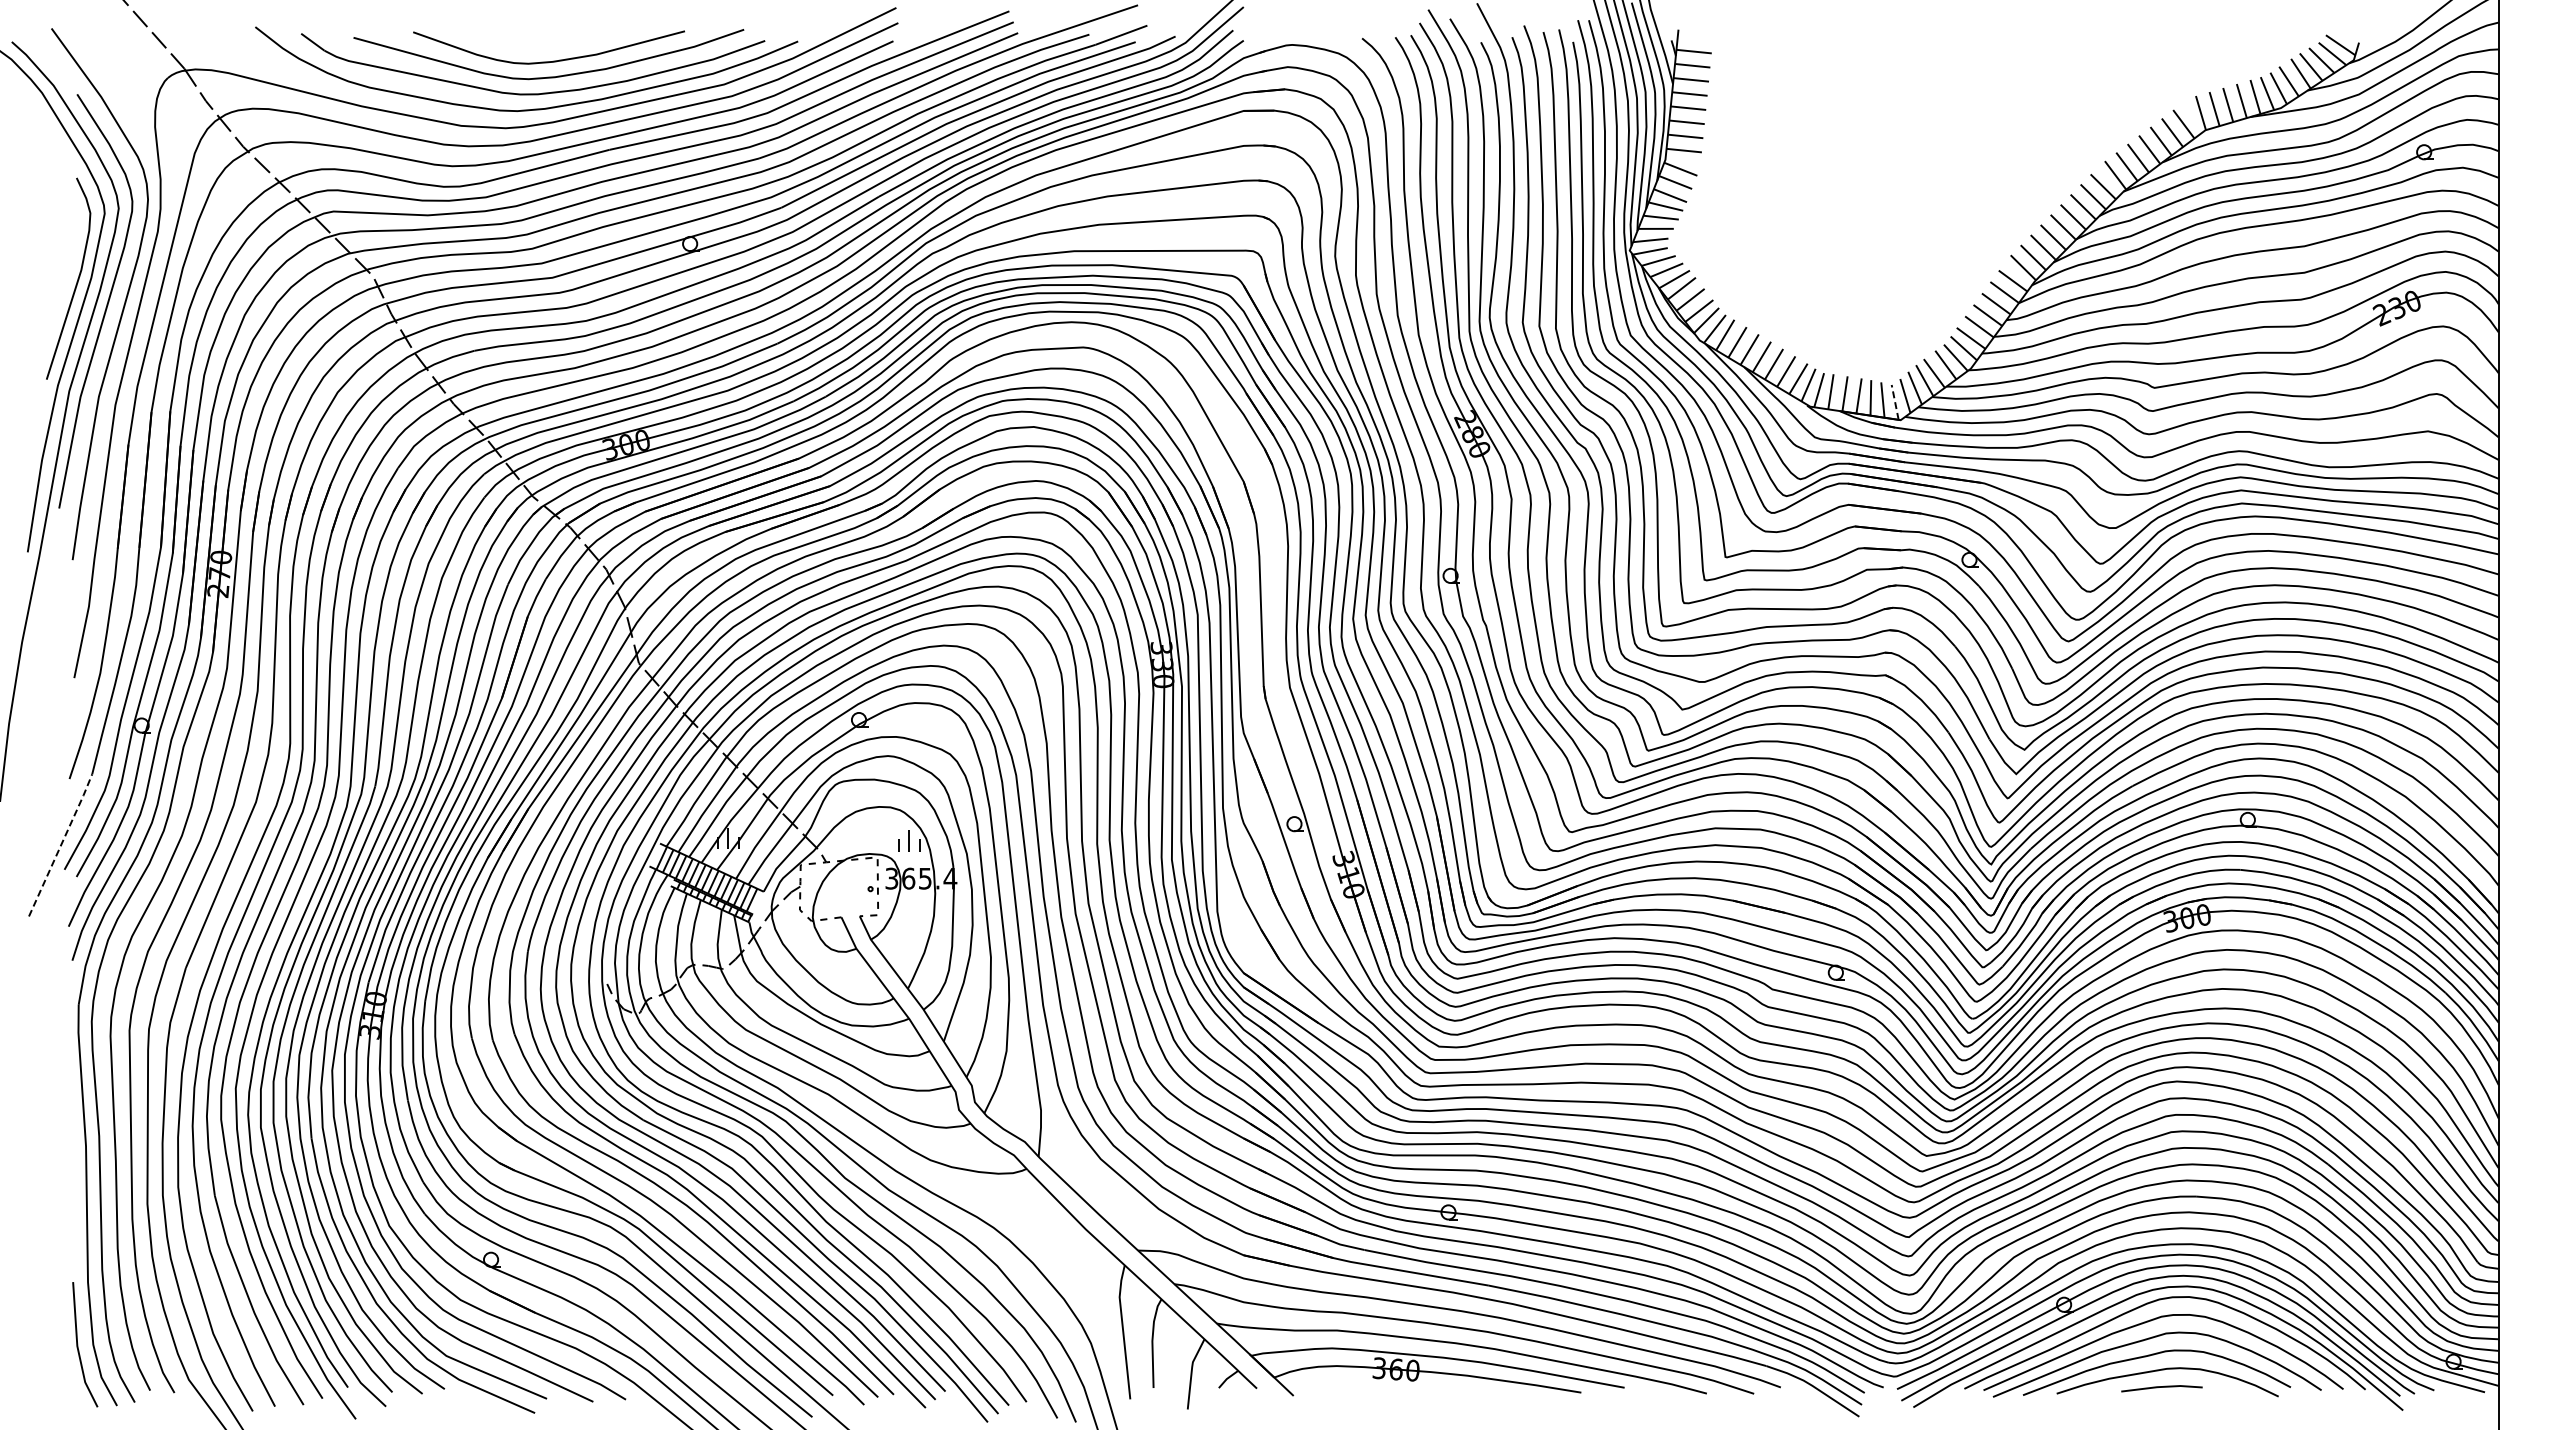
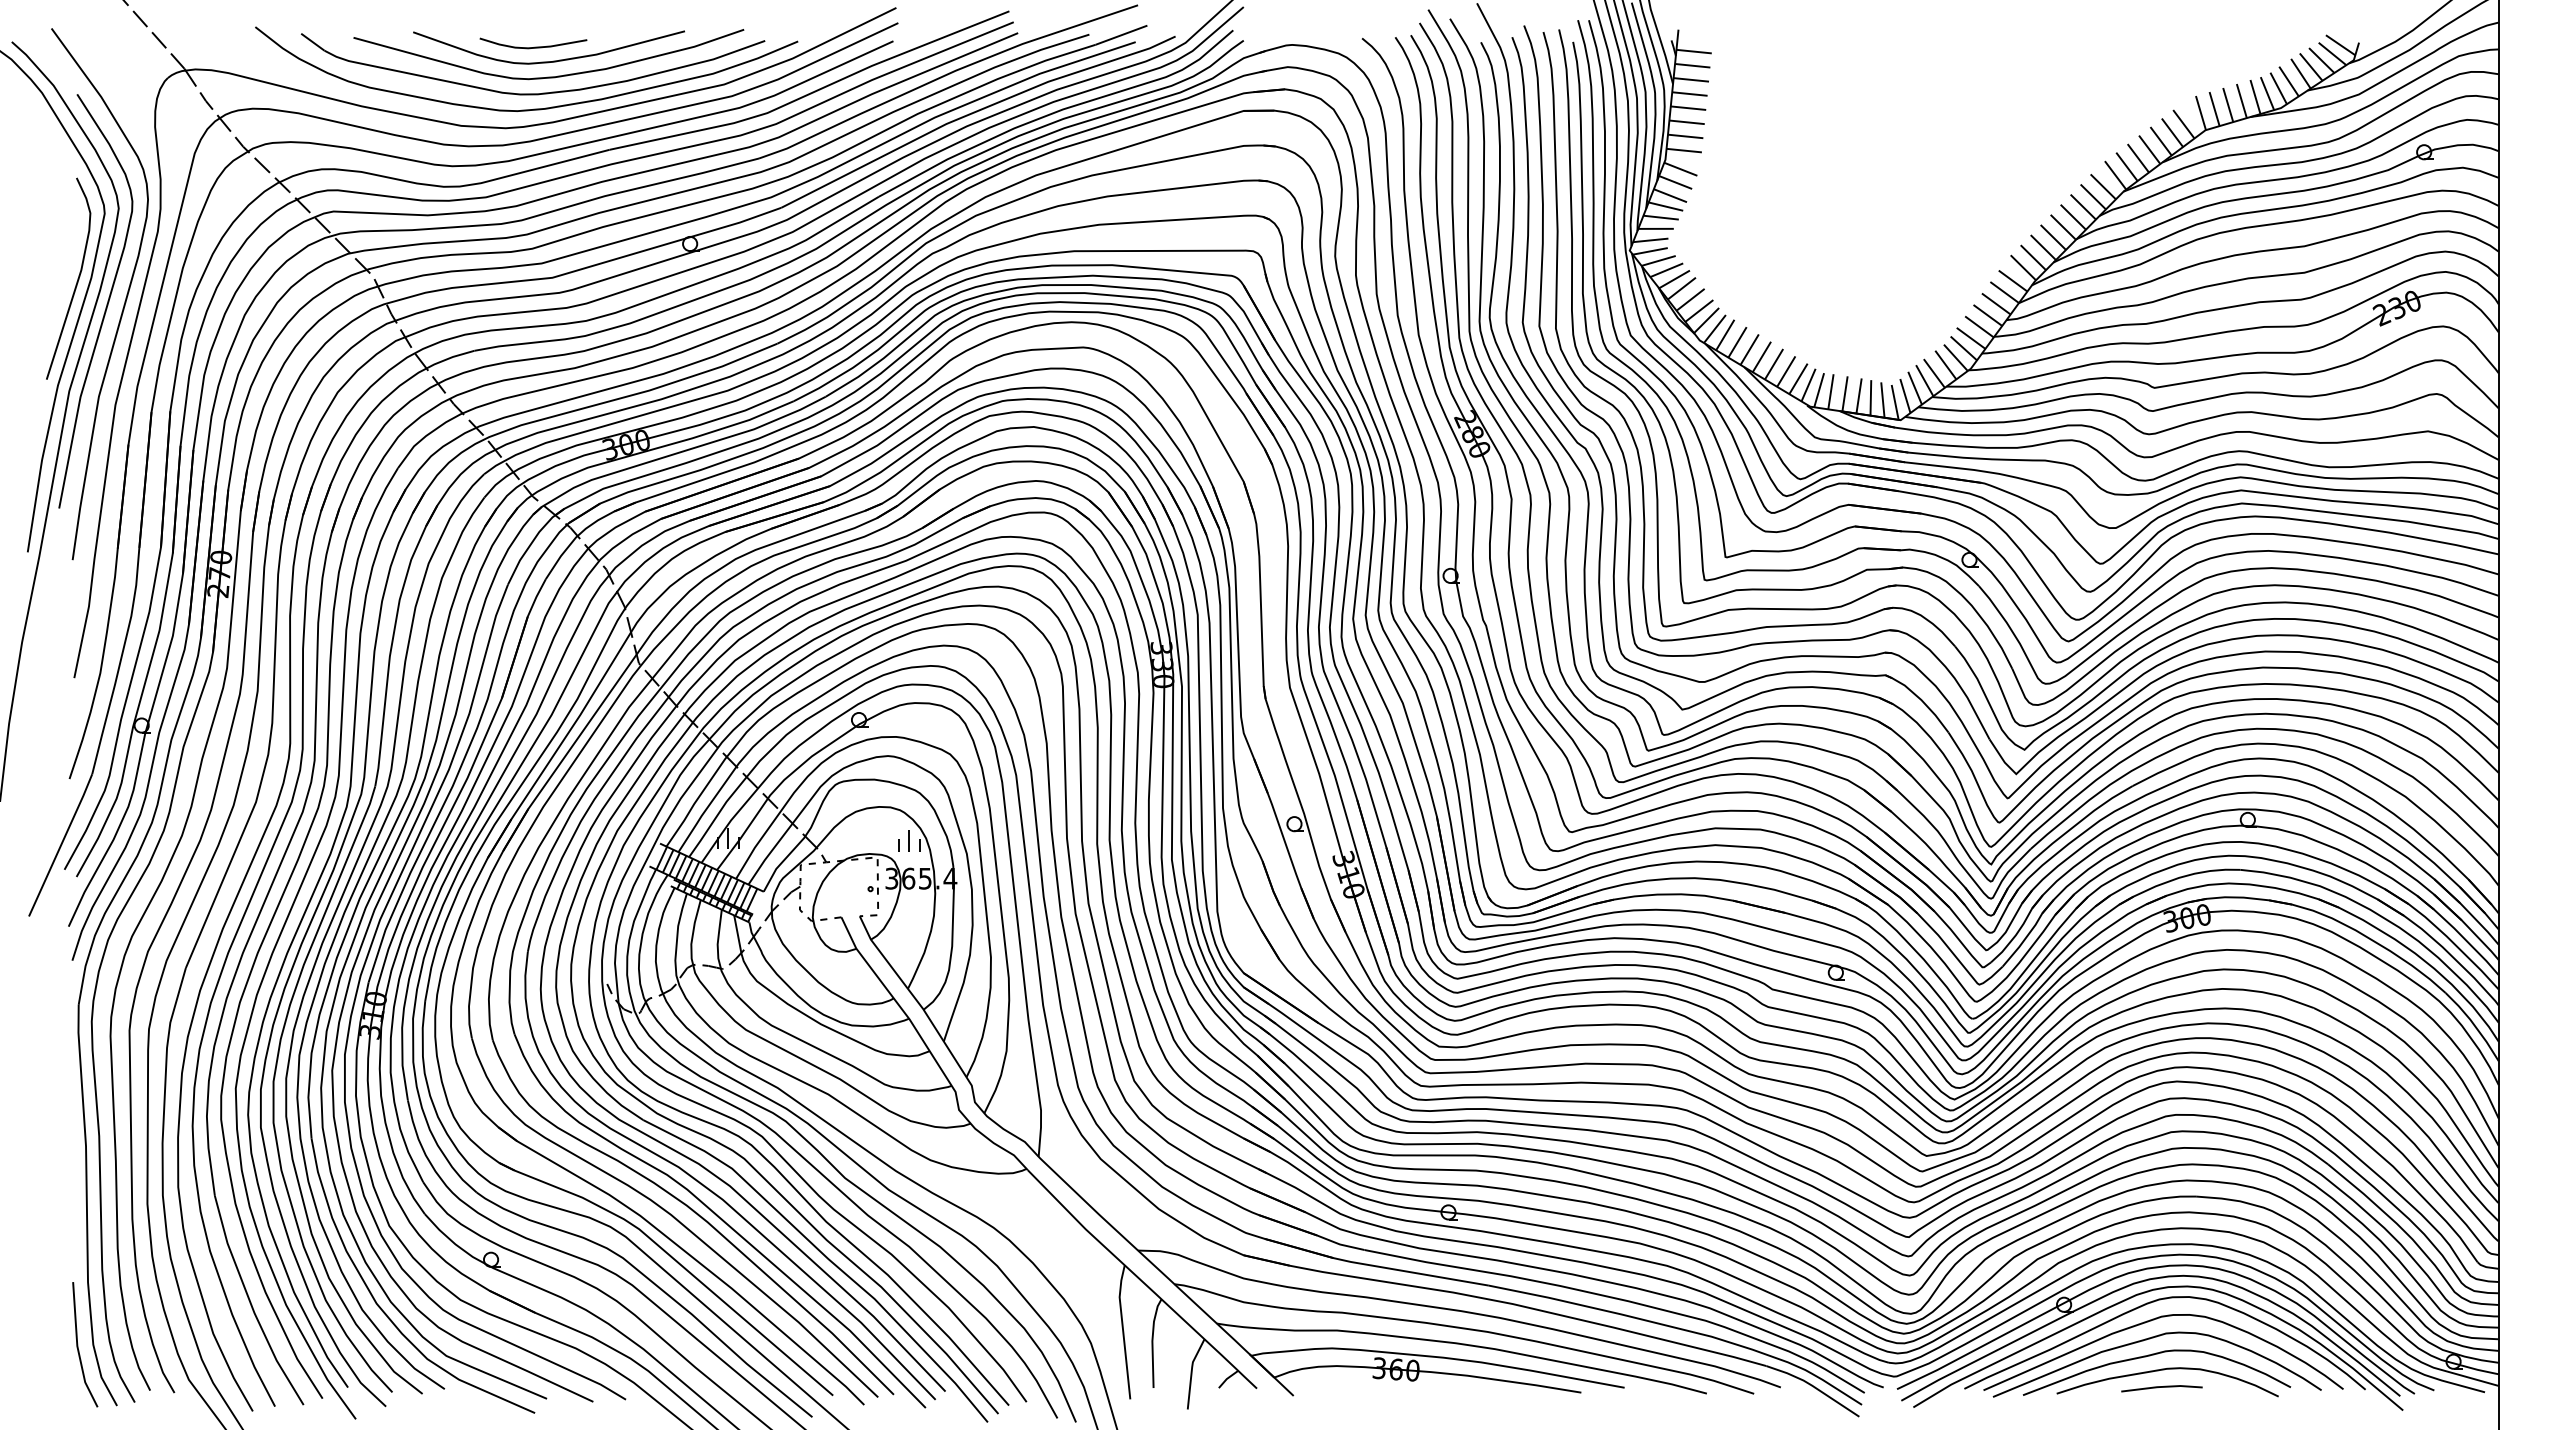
curve: none -> present (534, 46)
line: dashed -> solid (1895, 402)
line: dashed -> solid (61, 844)
